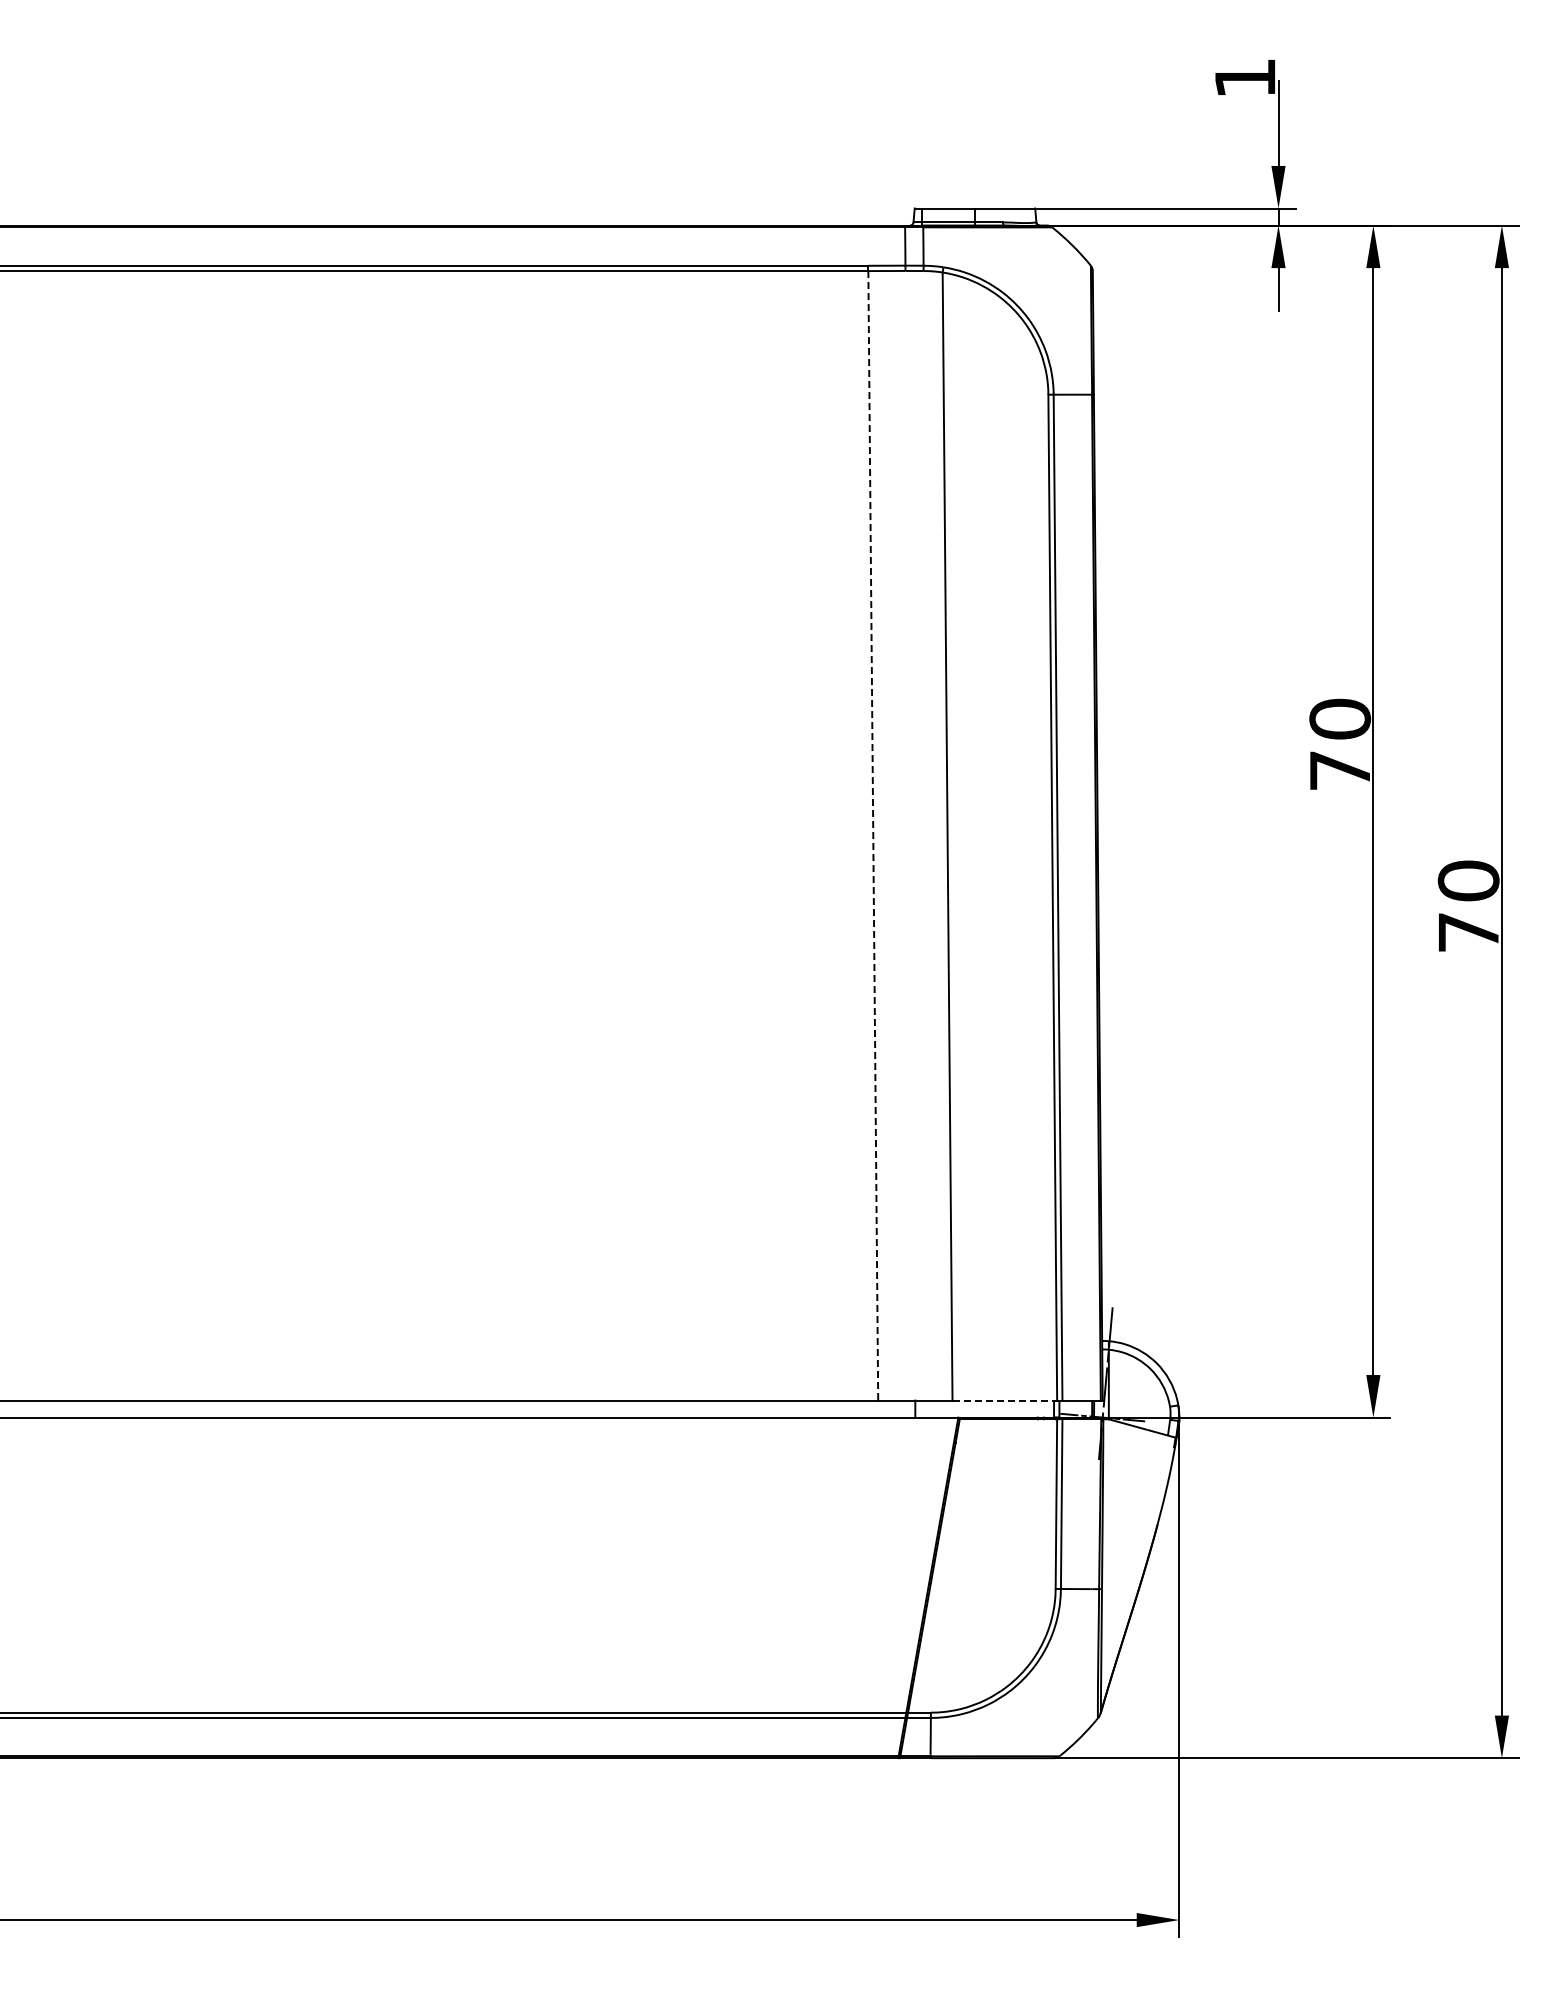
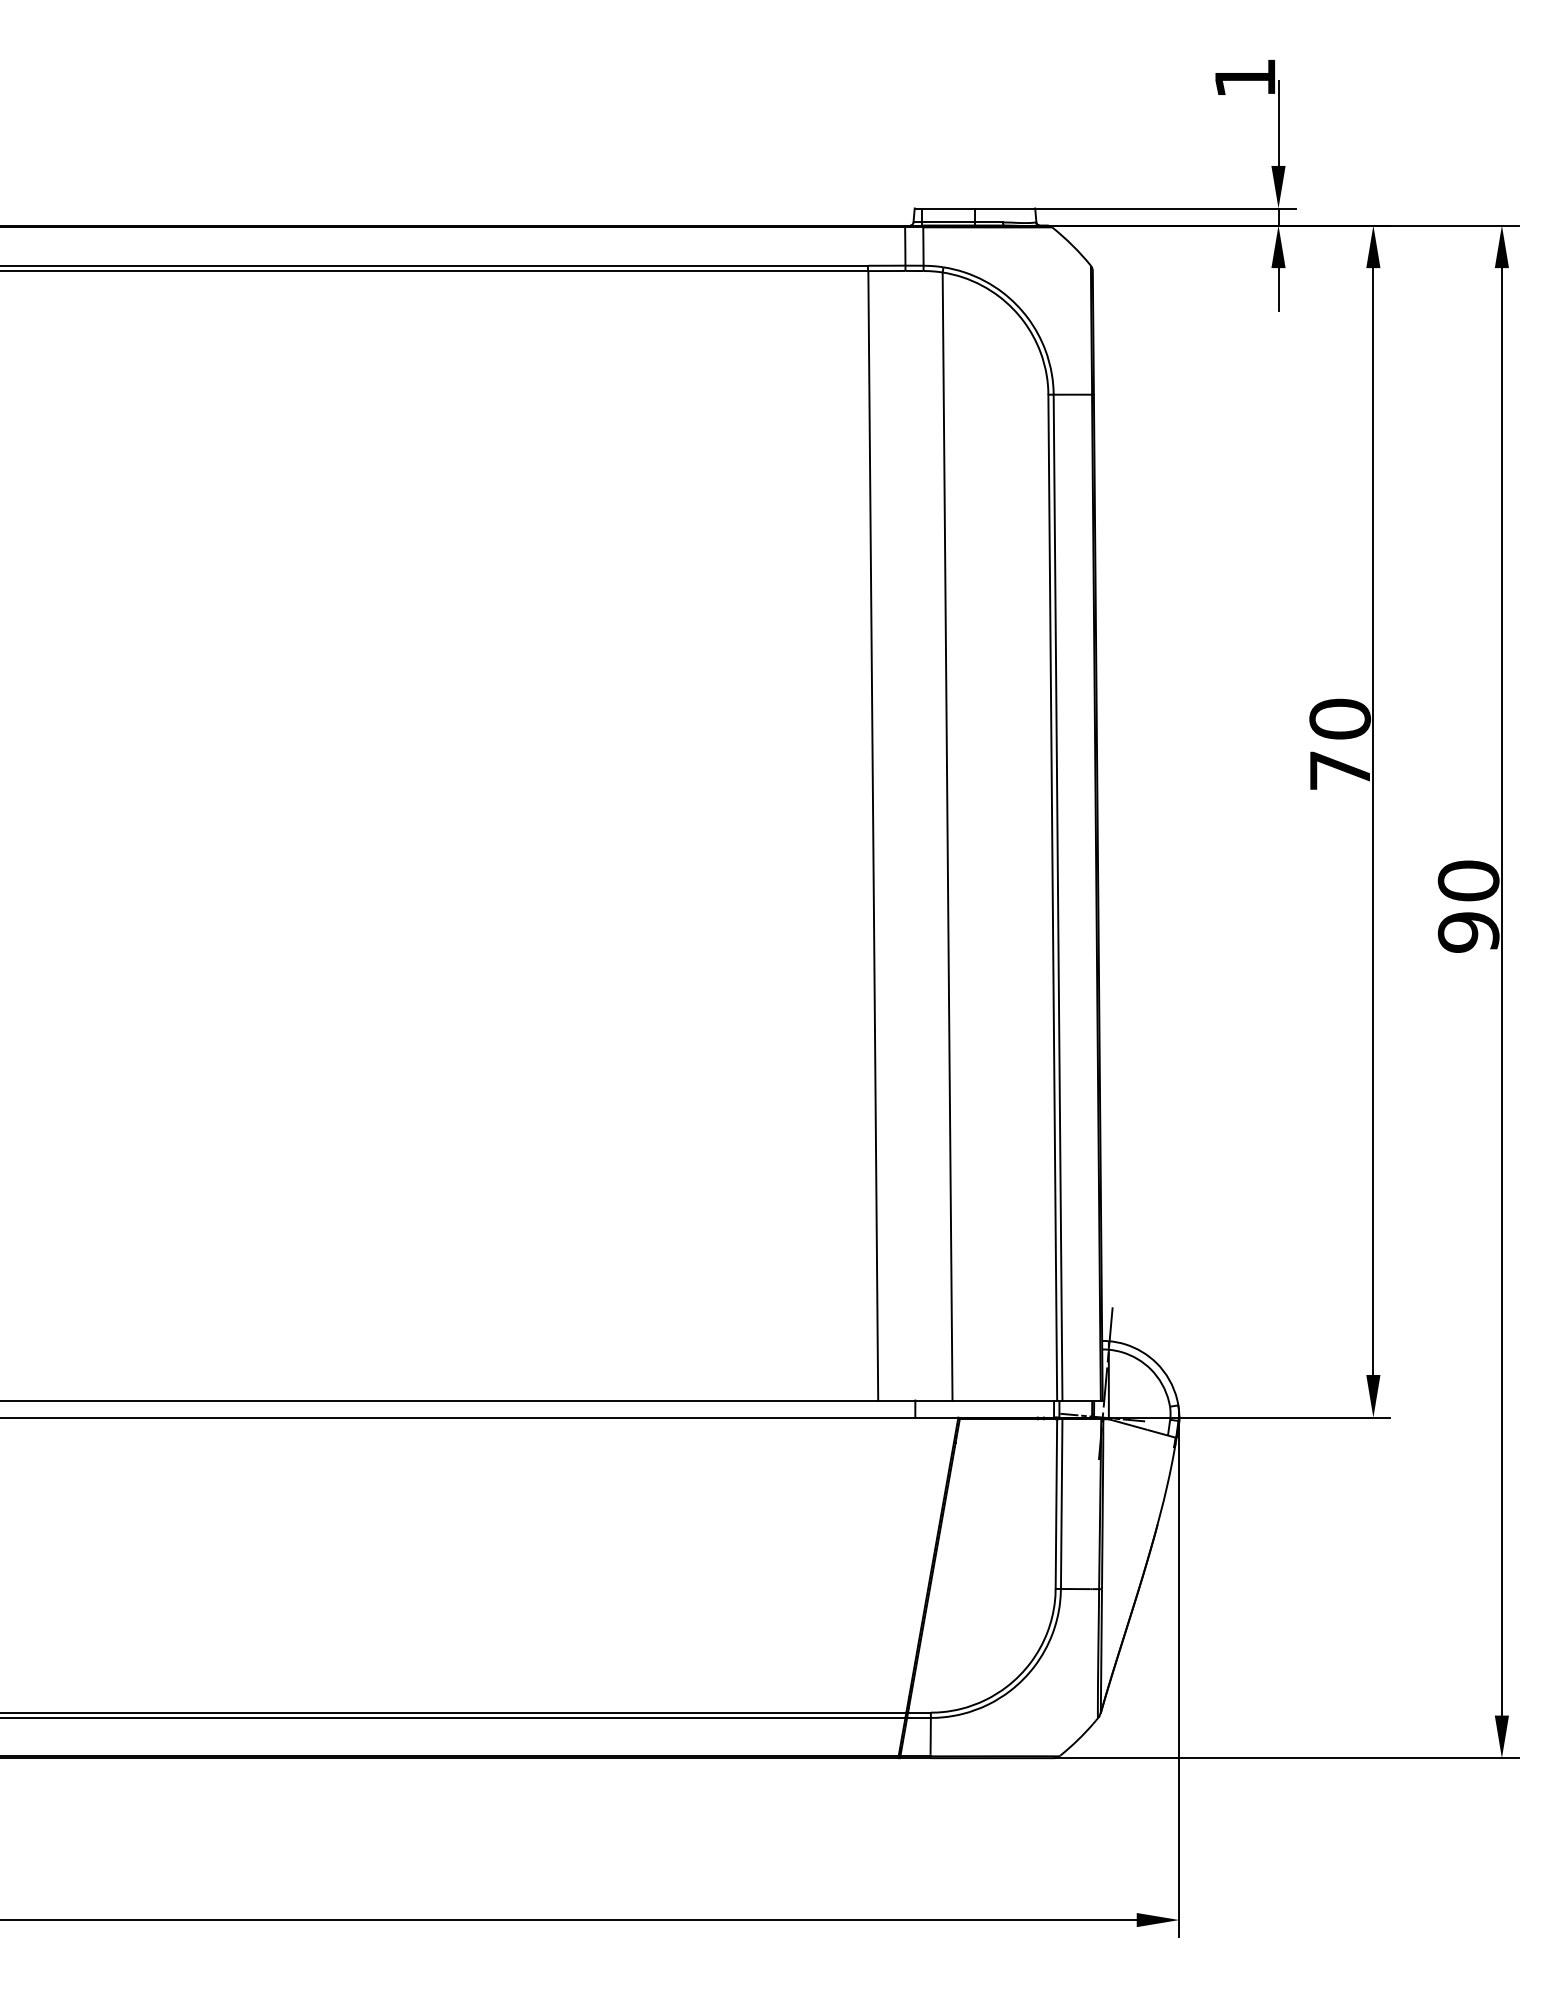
line: dashed -> solid (873, 835)
text: 70 -> 90 (1468, 932)
line: dashed -> solid (1005, 1400)
